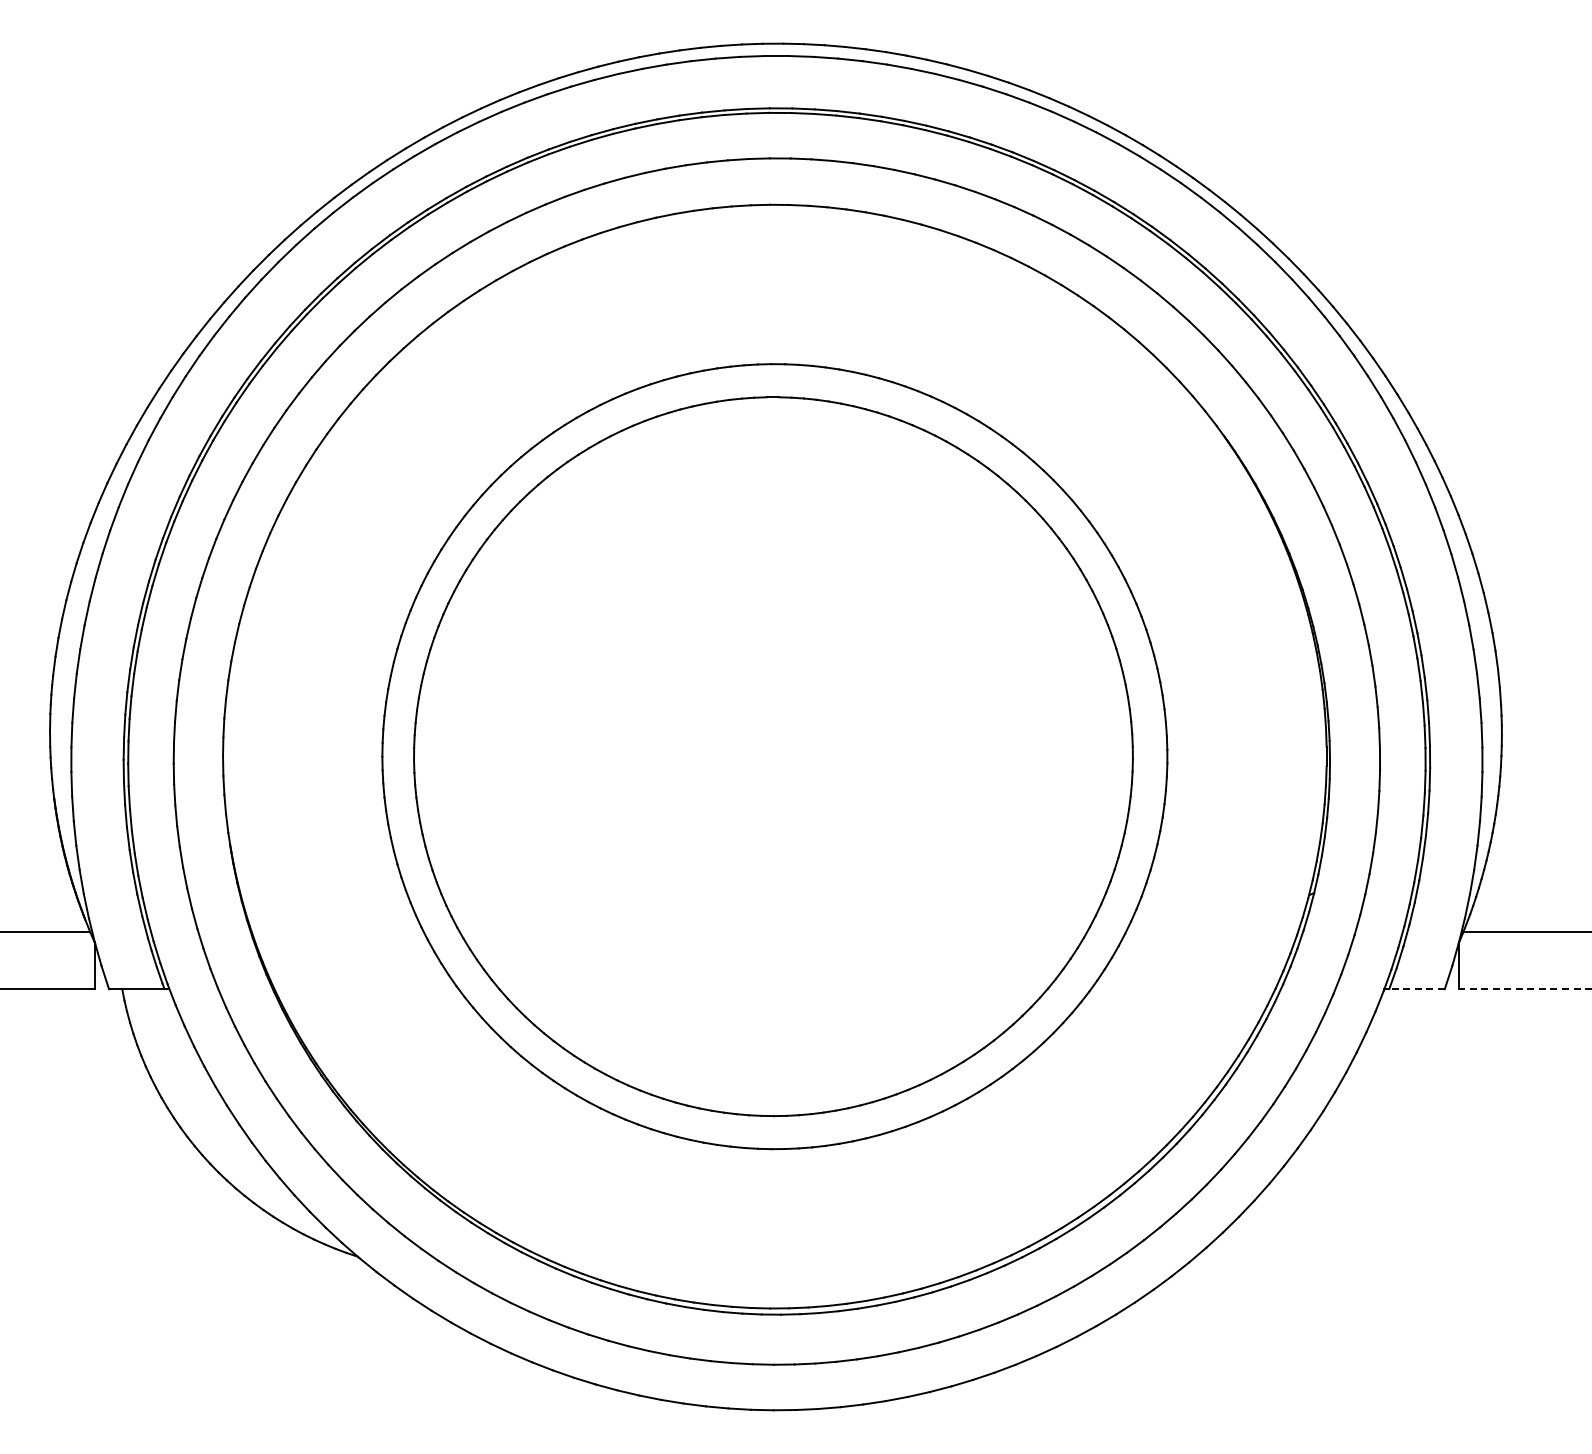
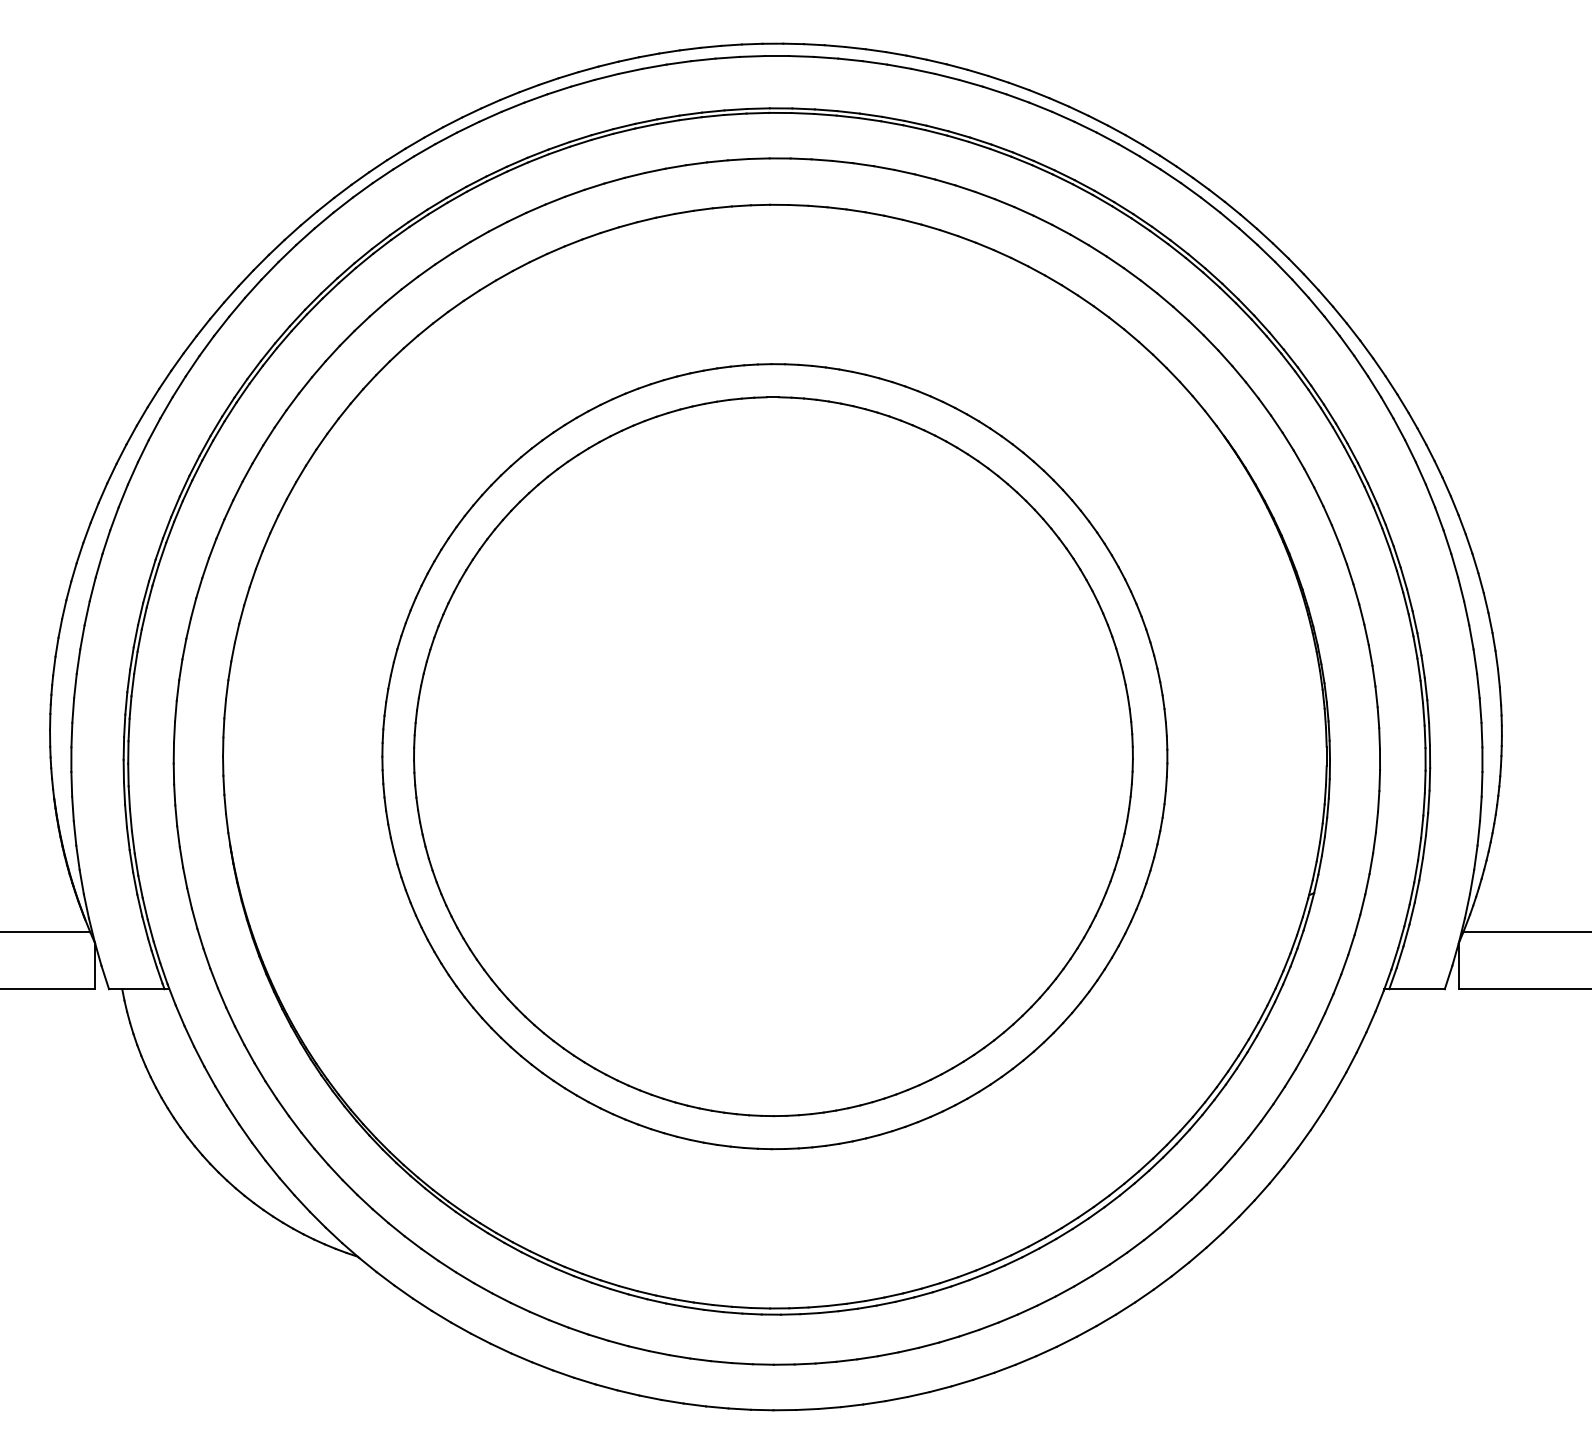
line: dashed -> solid (1417, 989)
line: dashed -> solid (1524, 989)
